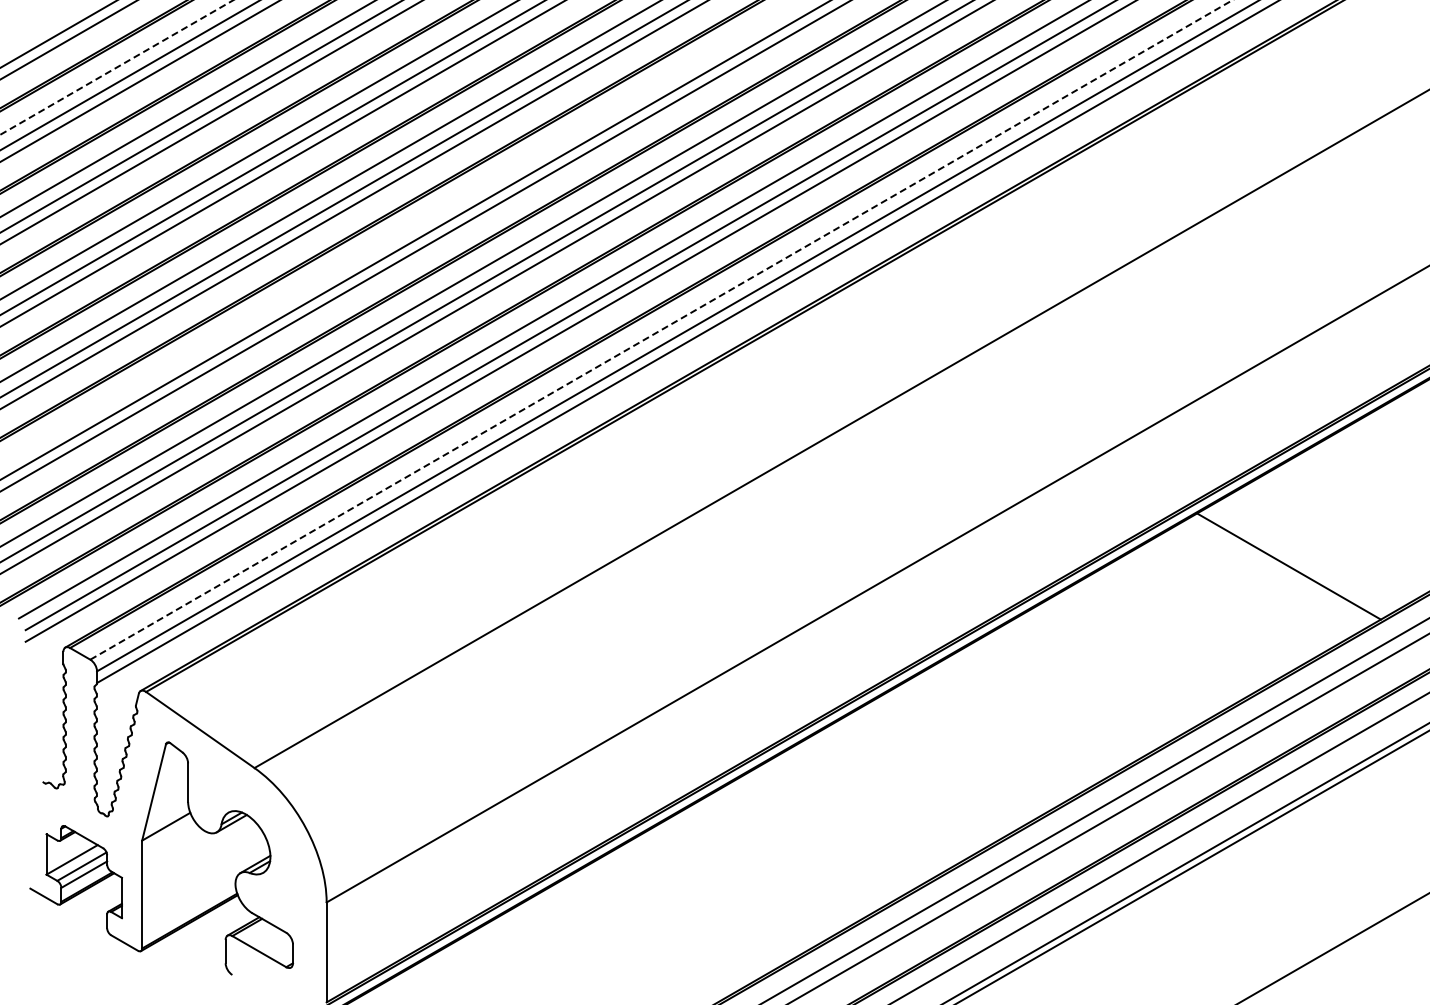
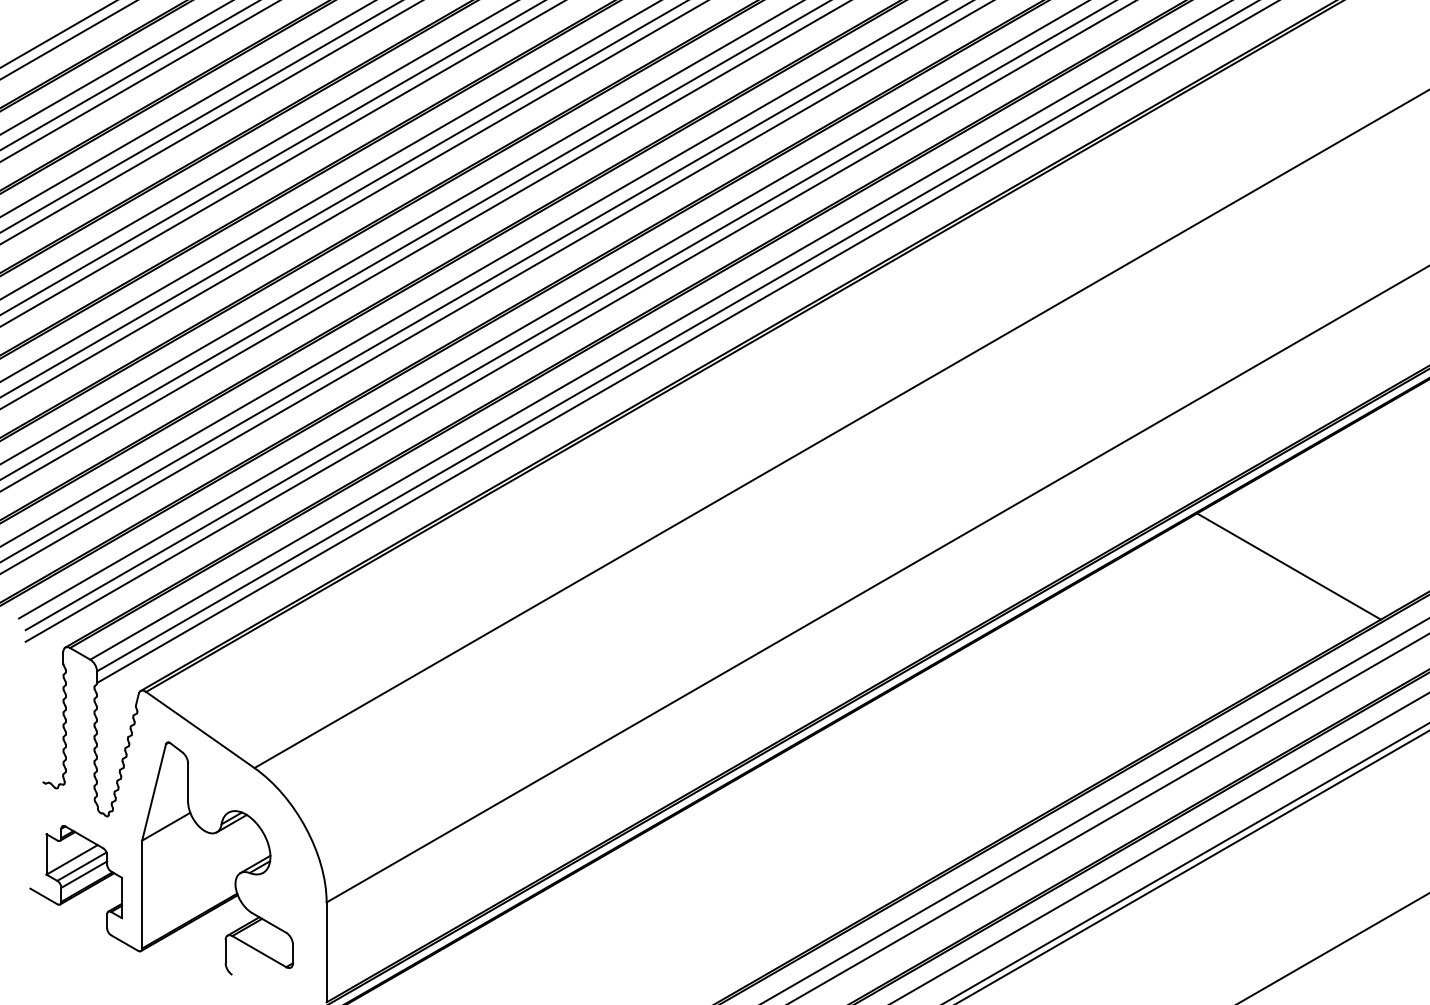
line: dashed -> solid (117, 67)
line: none -> present (401, 232)
line: dashed -> solid (661, 329)
